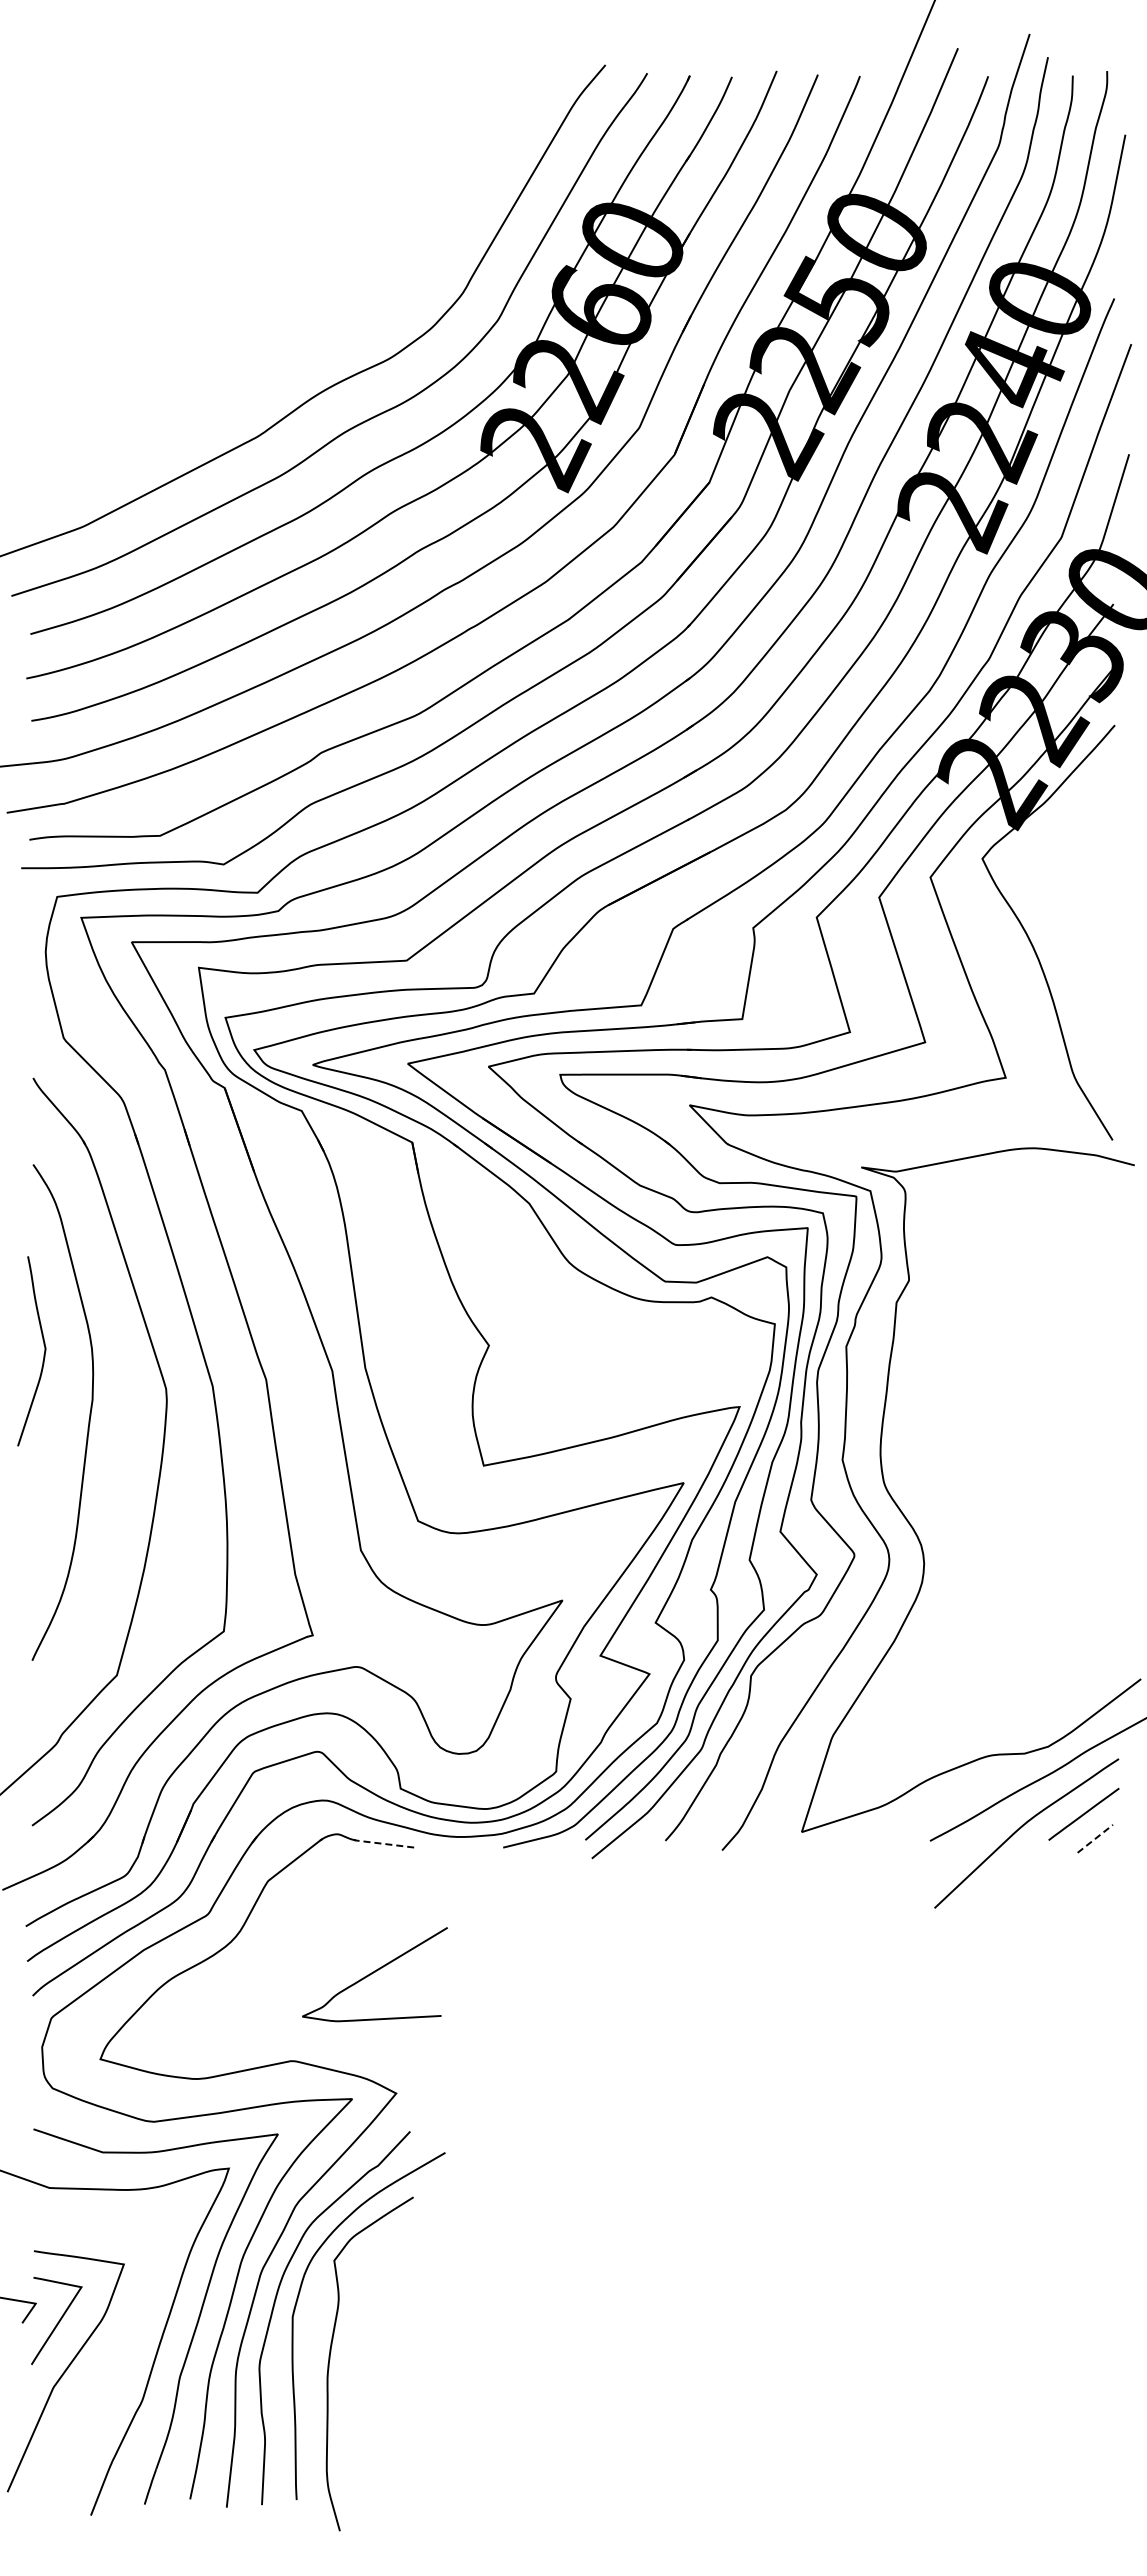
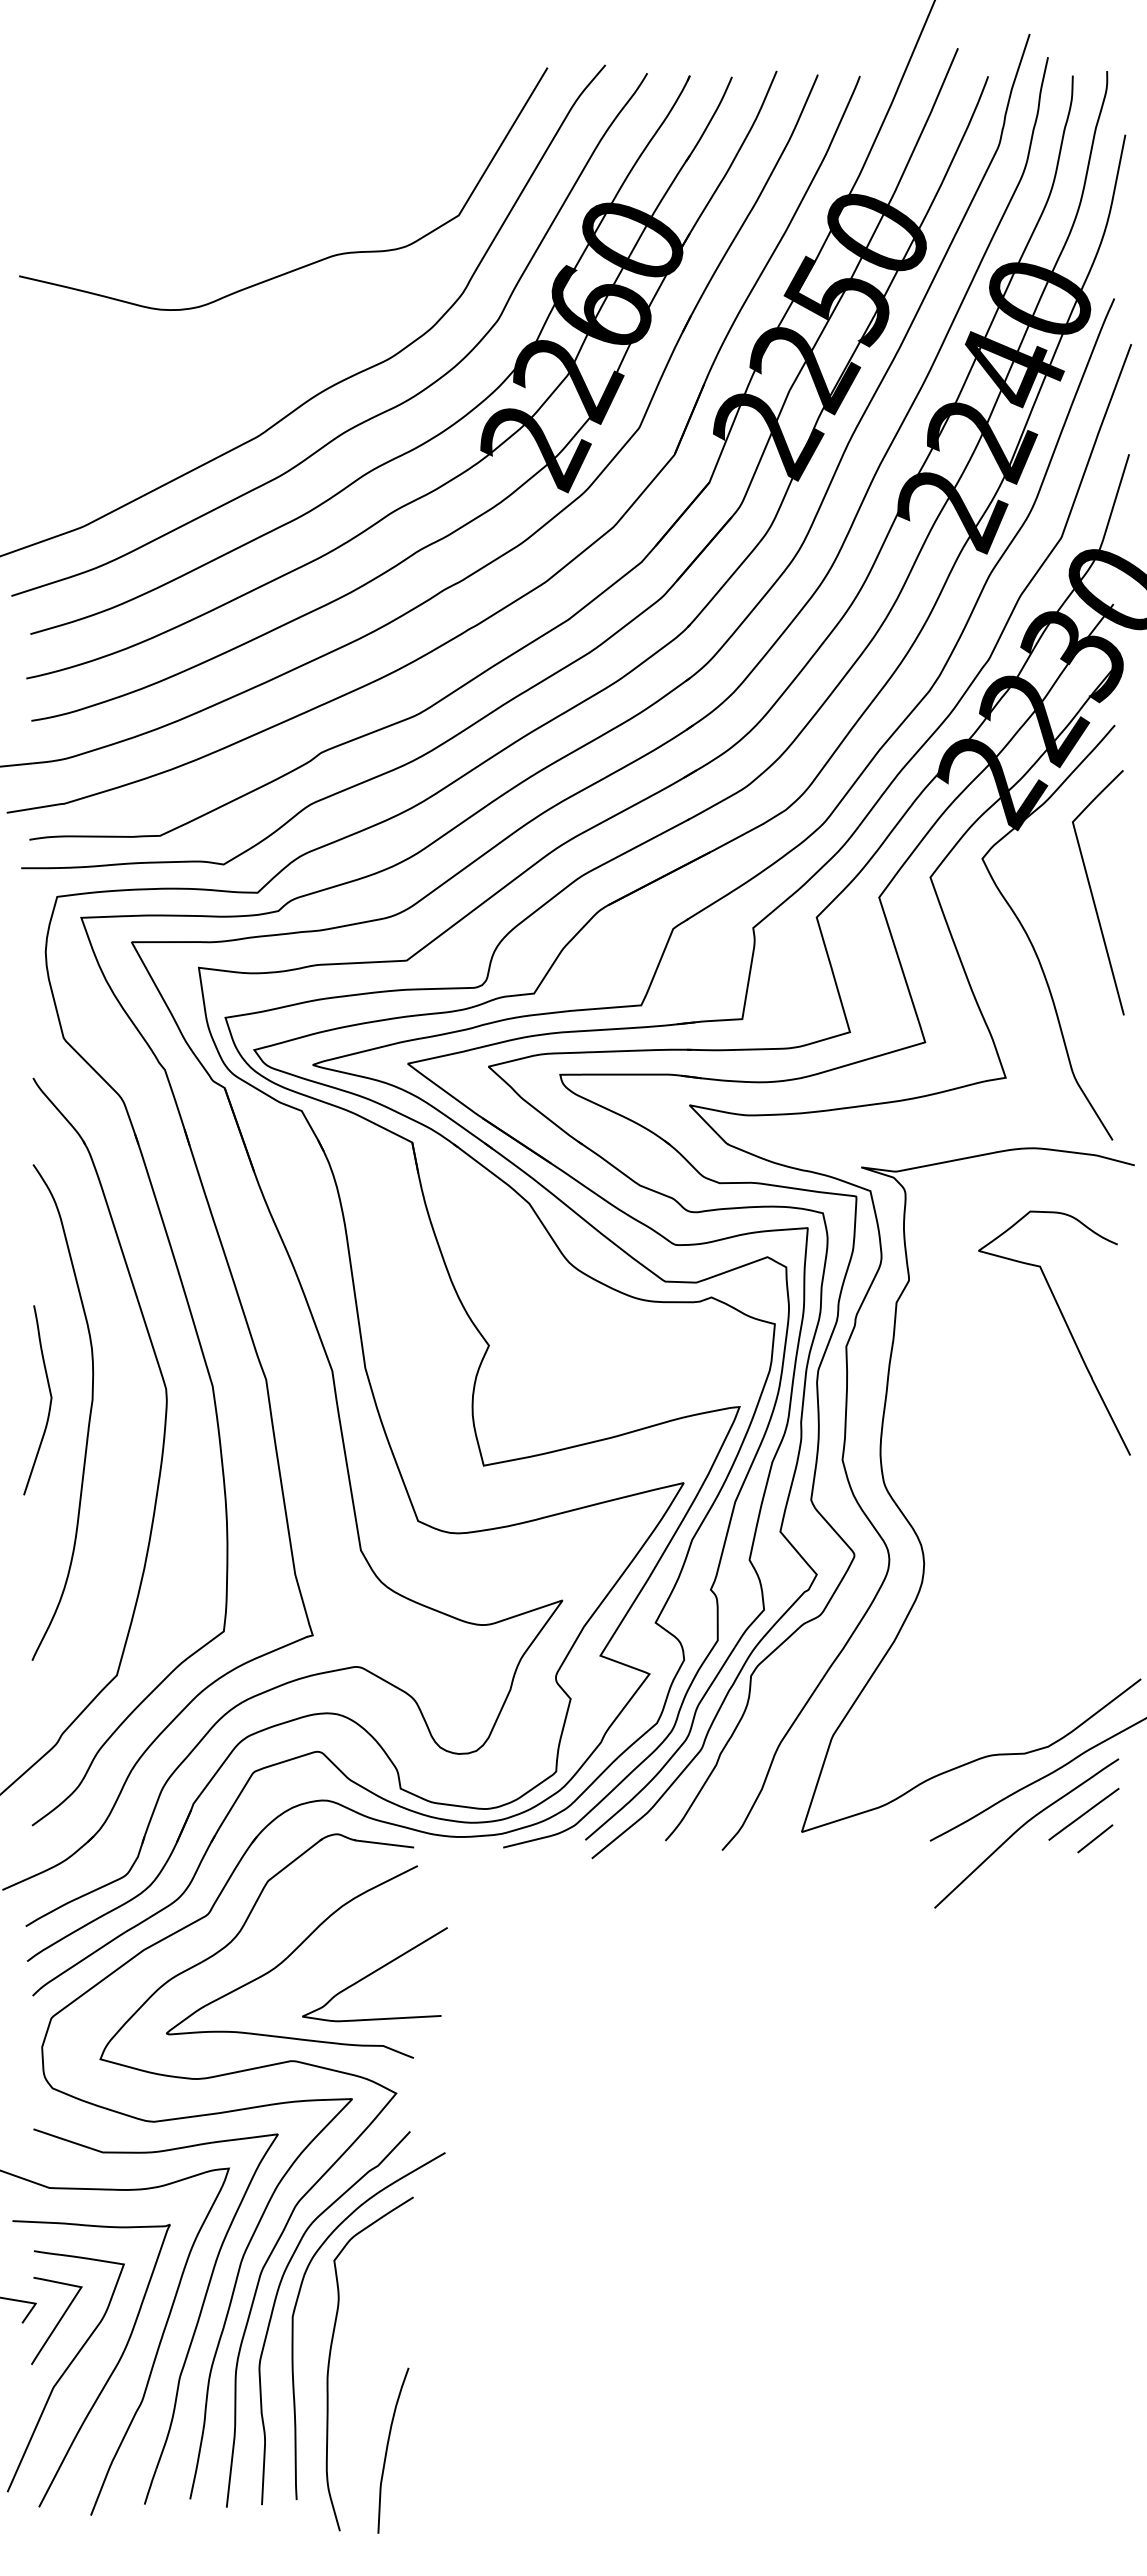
curve: none -> present (314, 261)
curve: none -> present (1093, 895)
curve: none -> present (1066, 1326)
curve position: (43, 1354) -> (49, 1403) (49, 1403)
line: dashed -> solid (1095, 1838)
line: dashed -> solid (381, 1843)
curve: none -> present (288, 1957)
curve: none -> present (109, 2375)
curve: none -> present (387, 2450)
